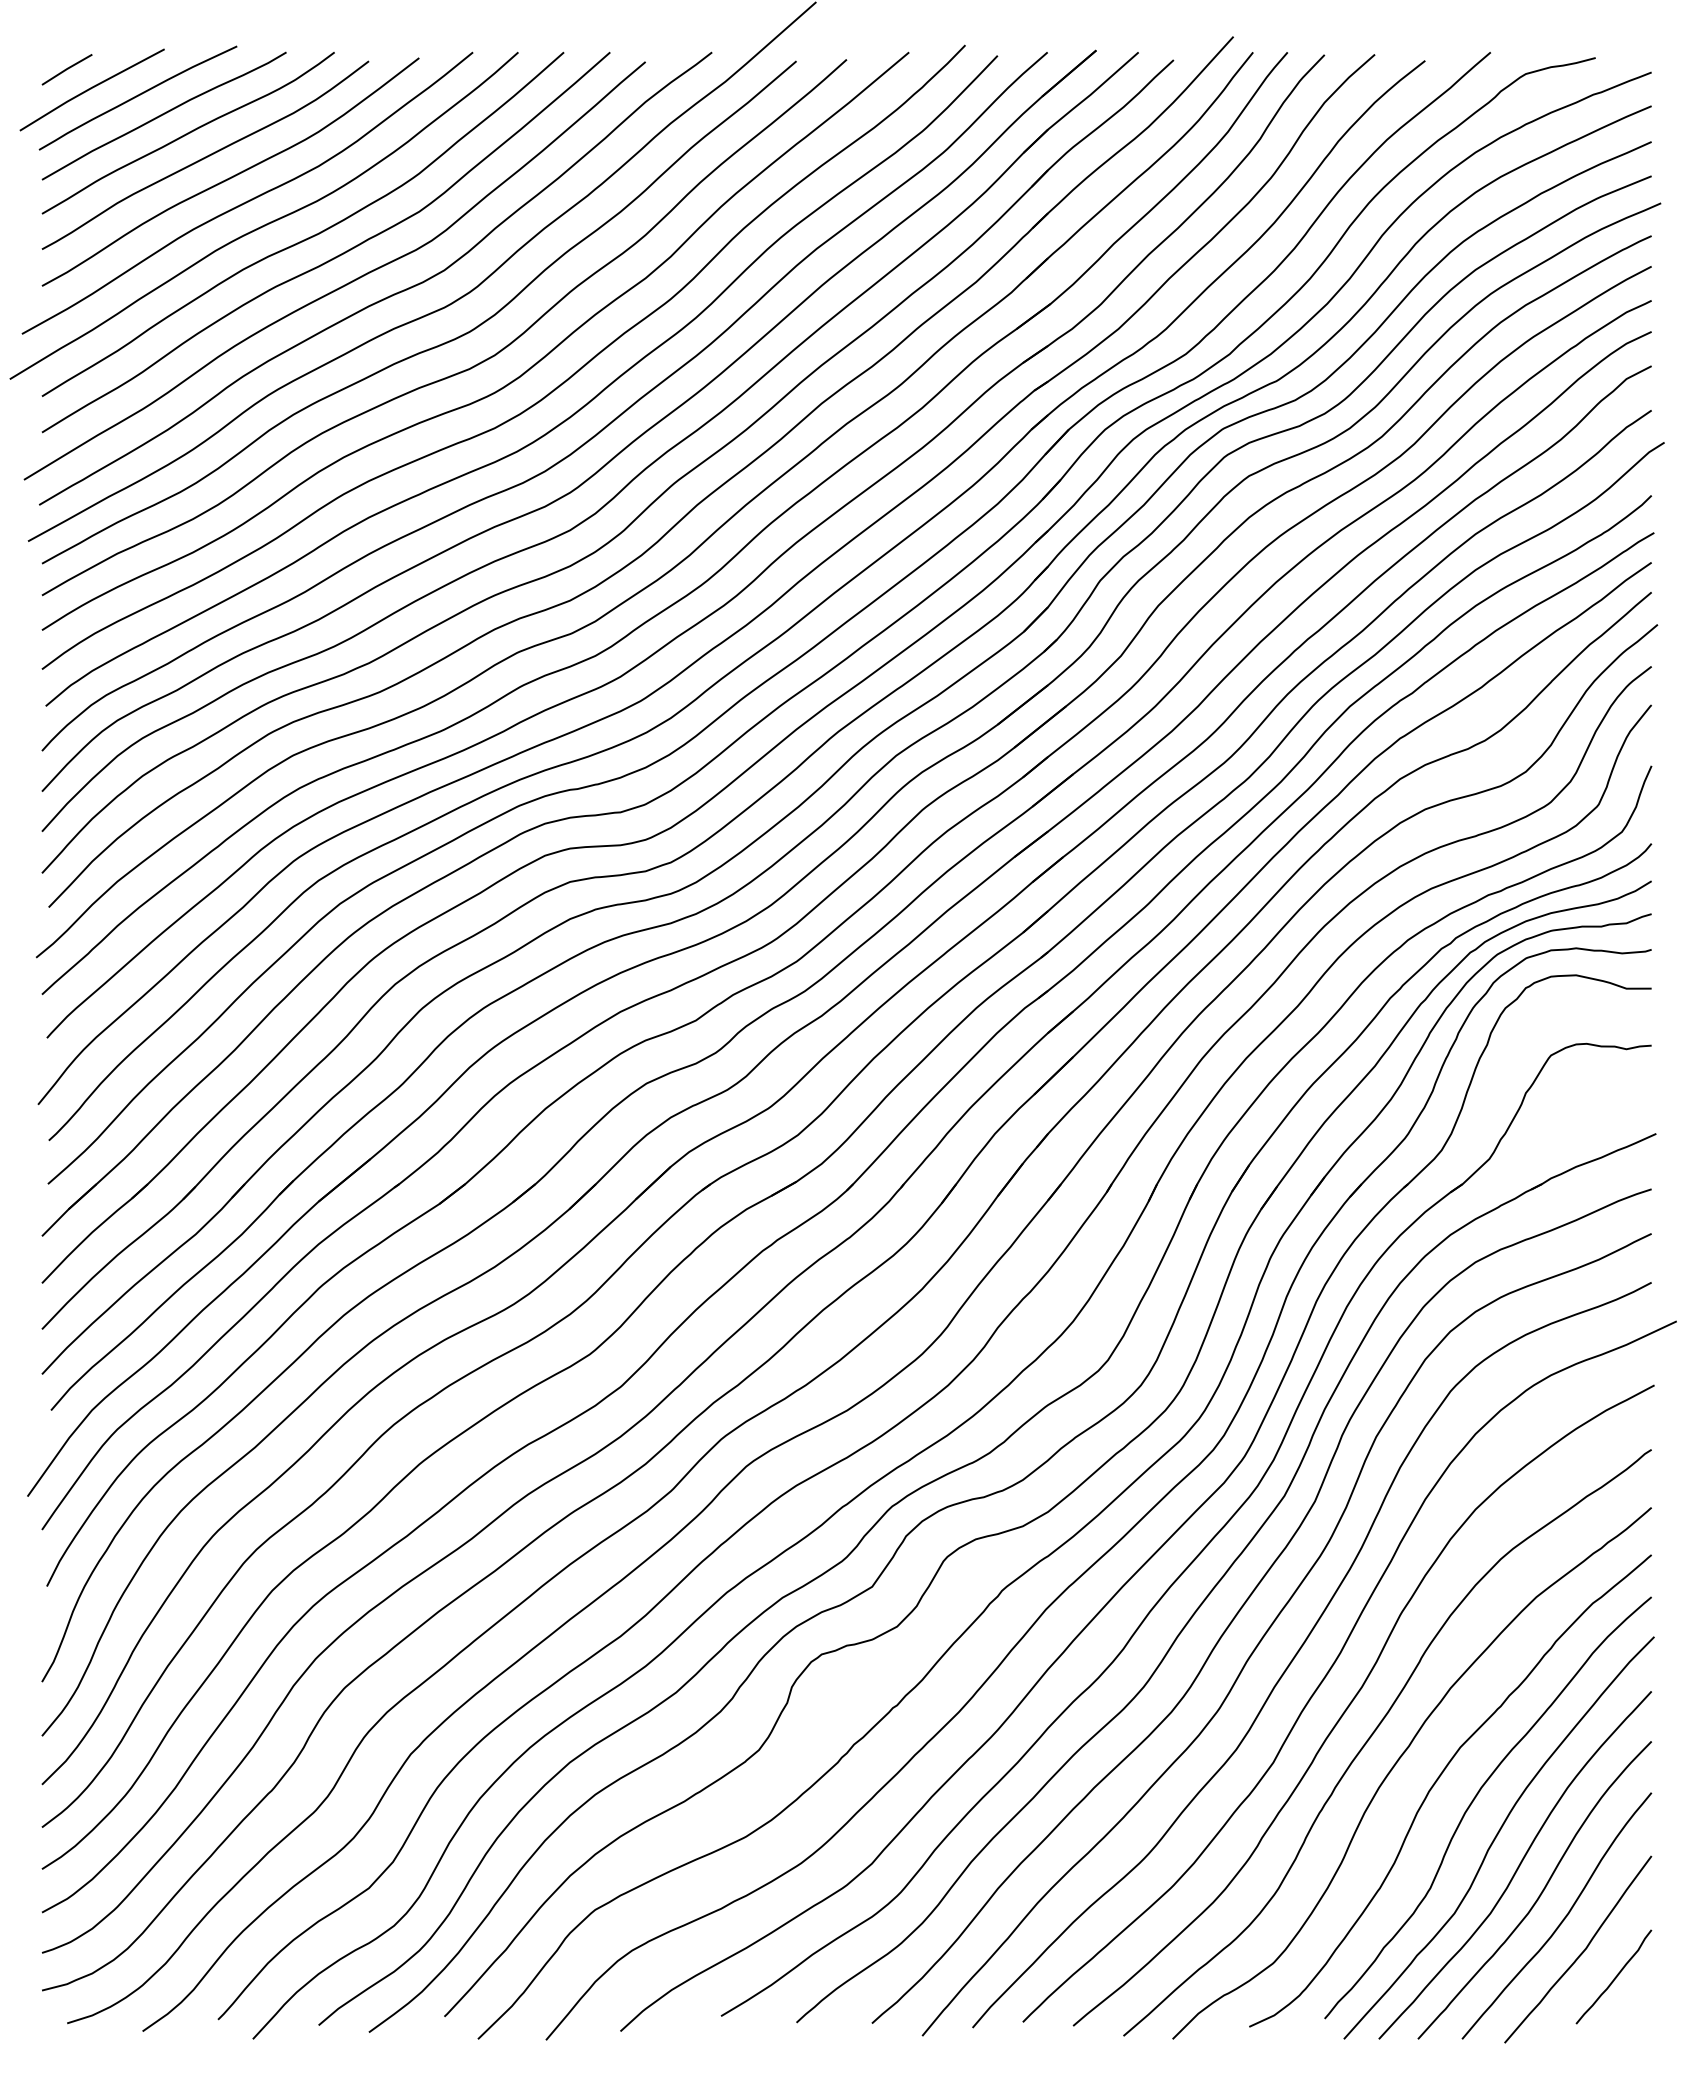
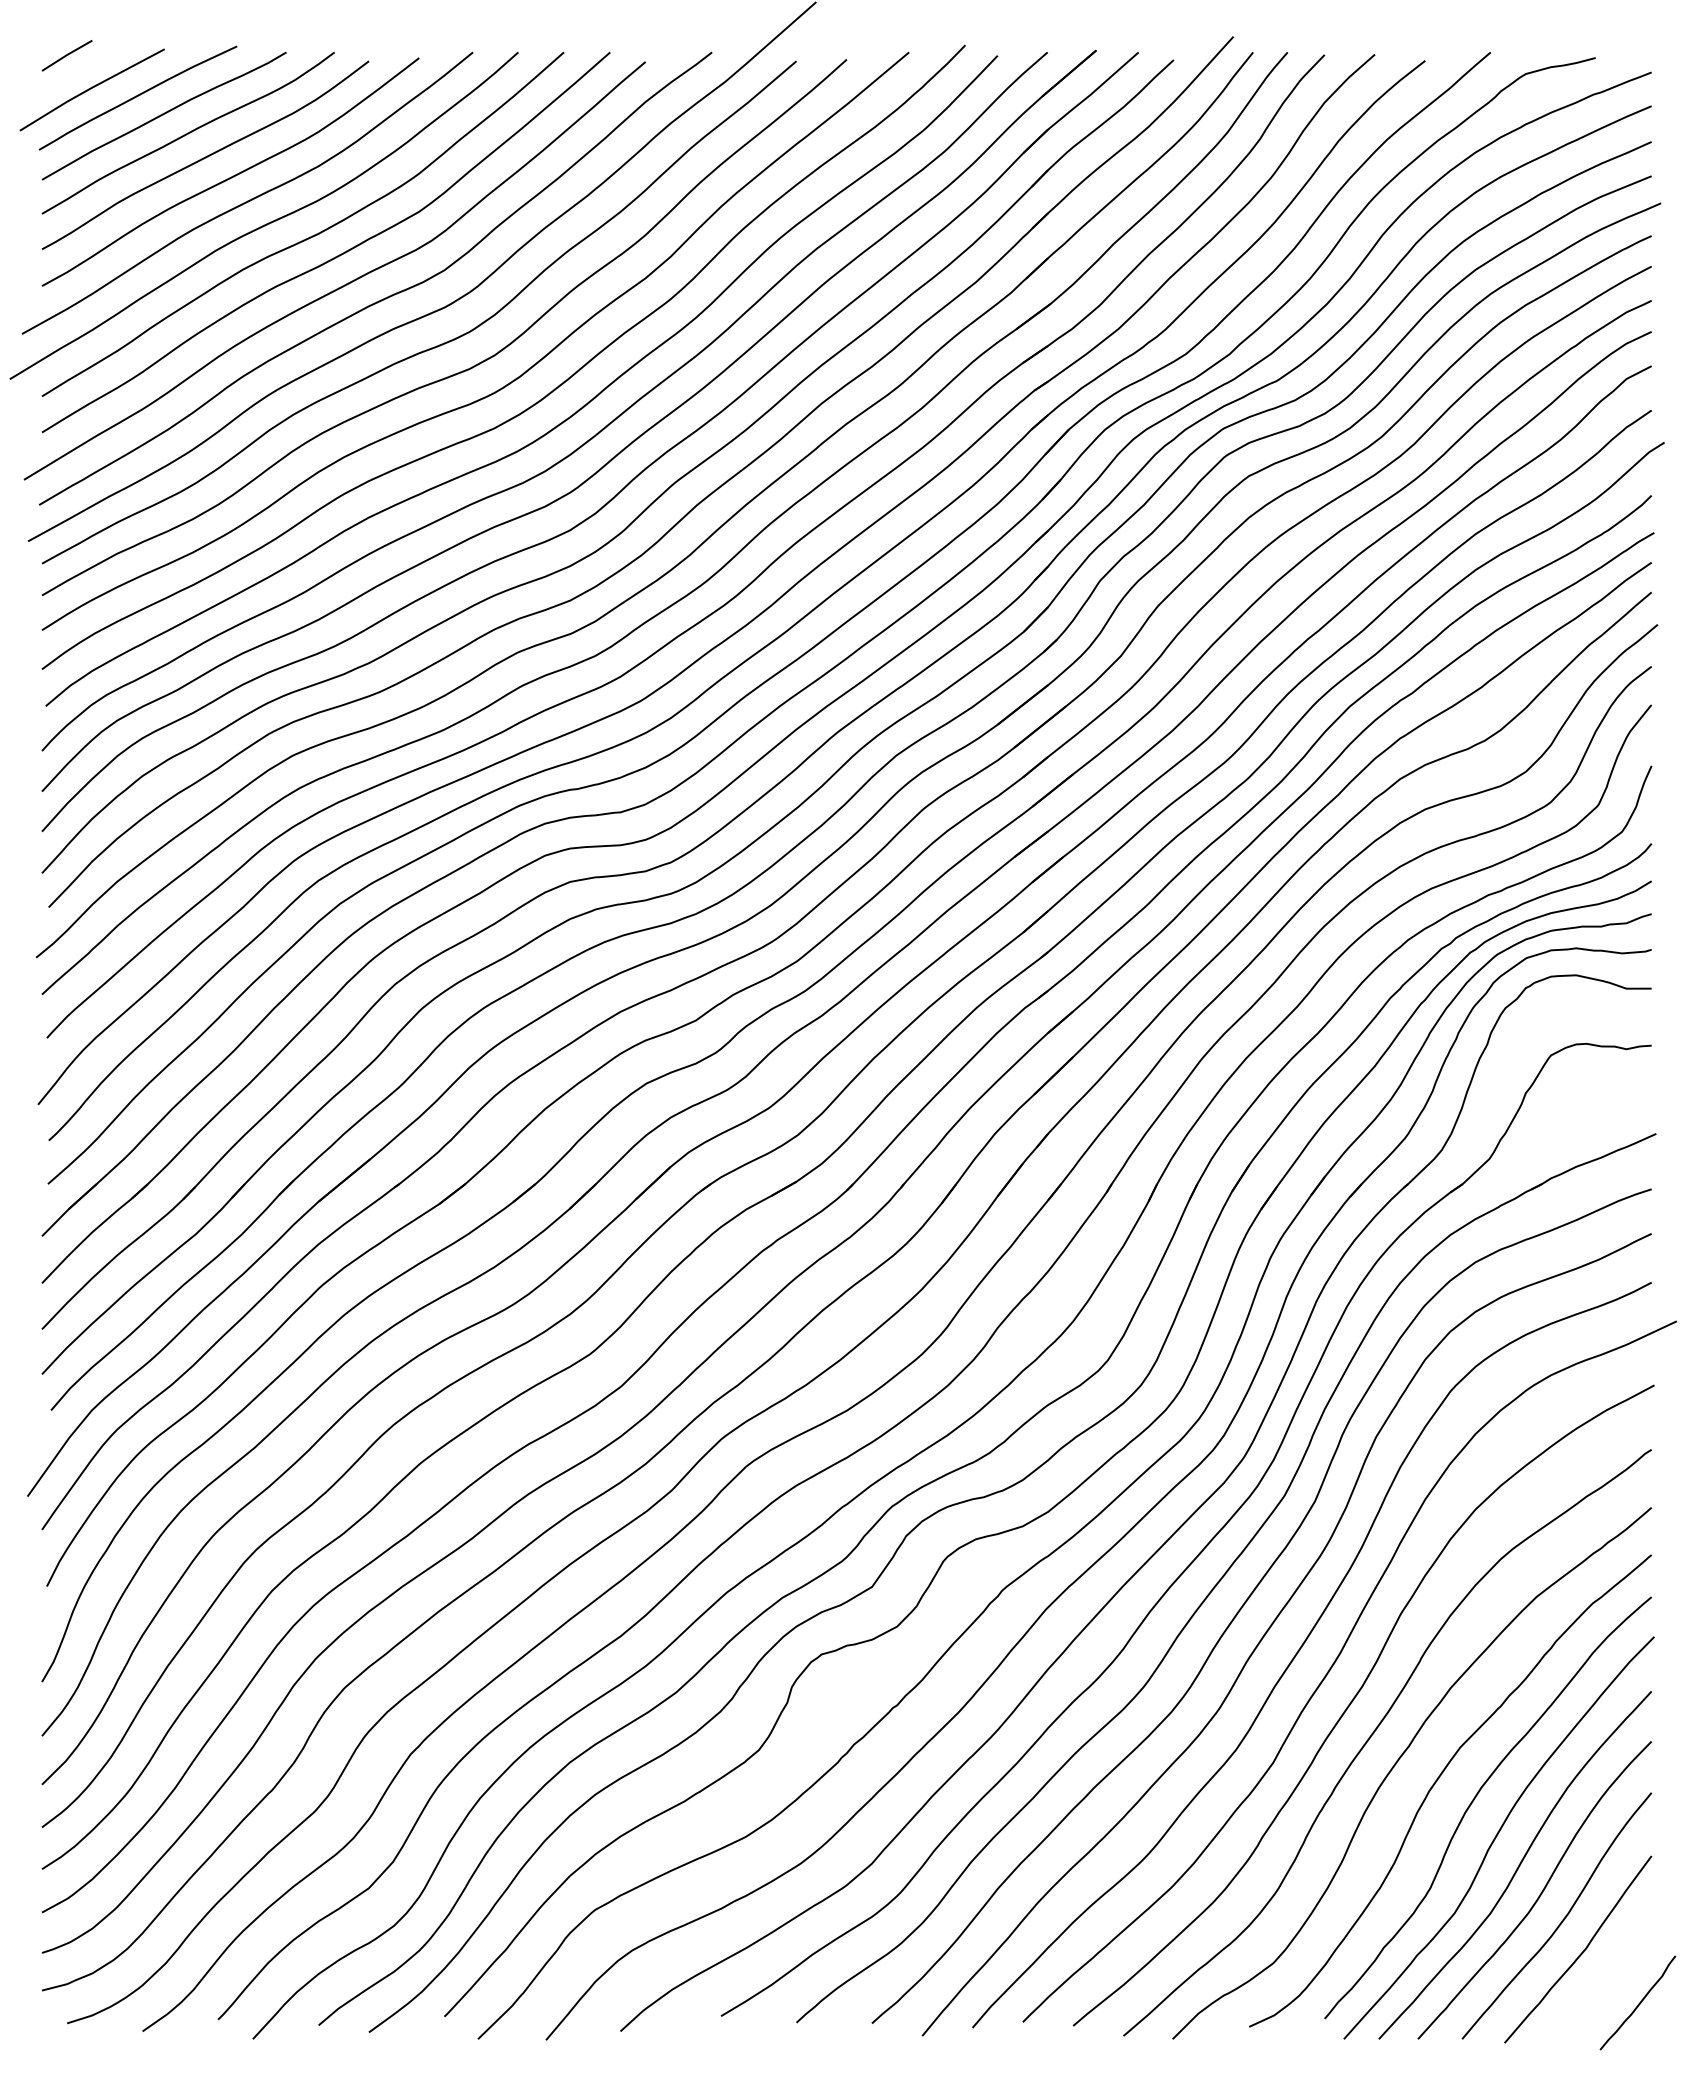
line position: (66, 69) -> (66, 55) (66, 55)
curve position: (1614, 1977) -> (1638, 2003) (1638, 2003)
